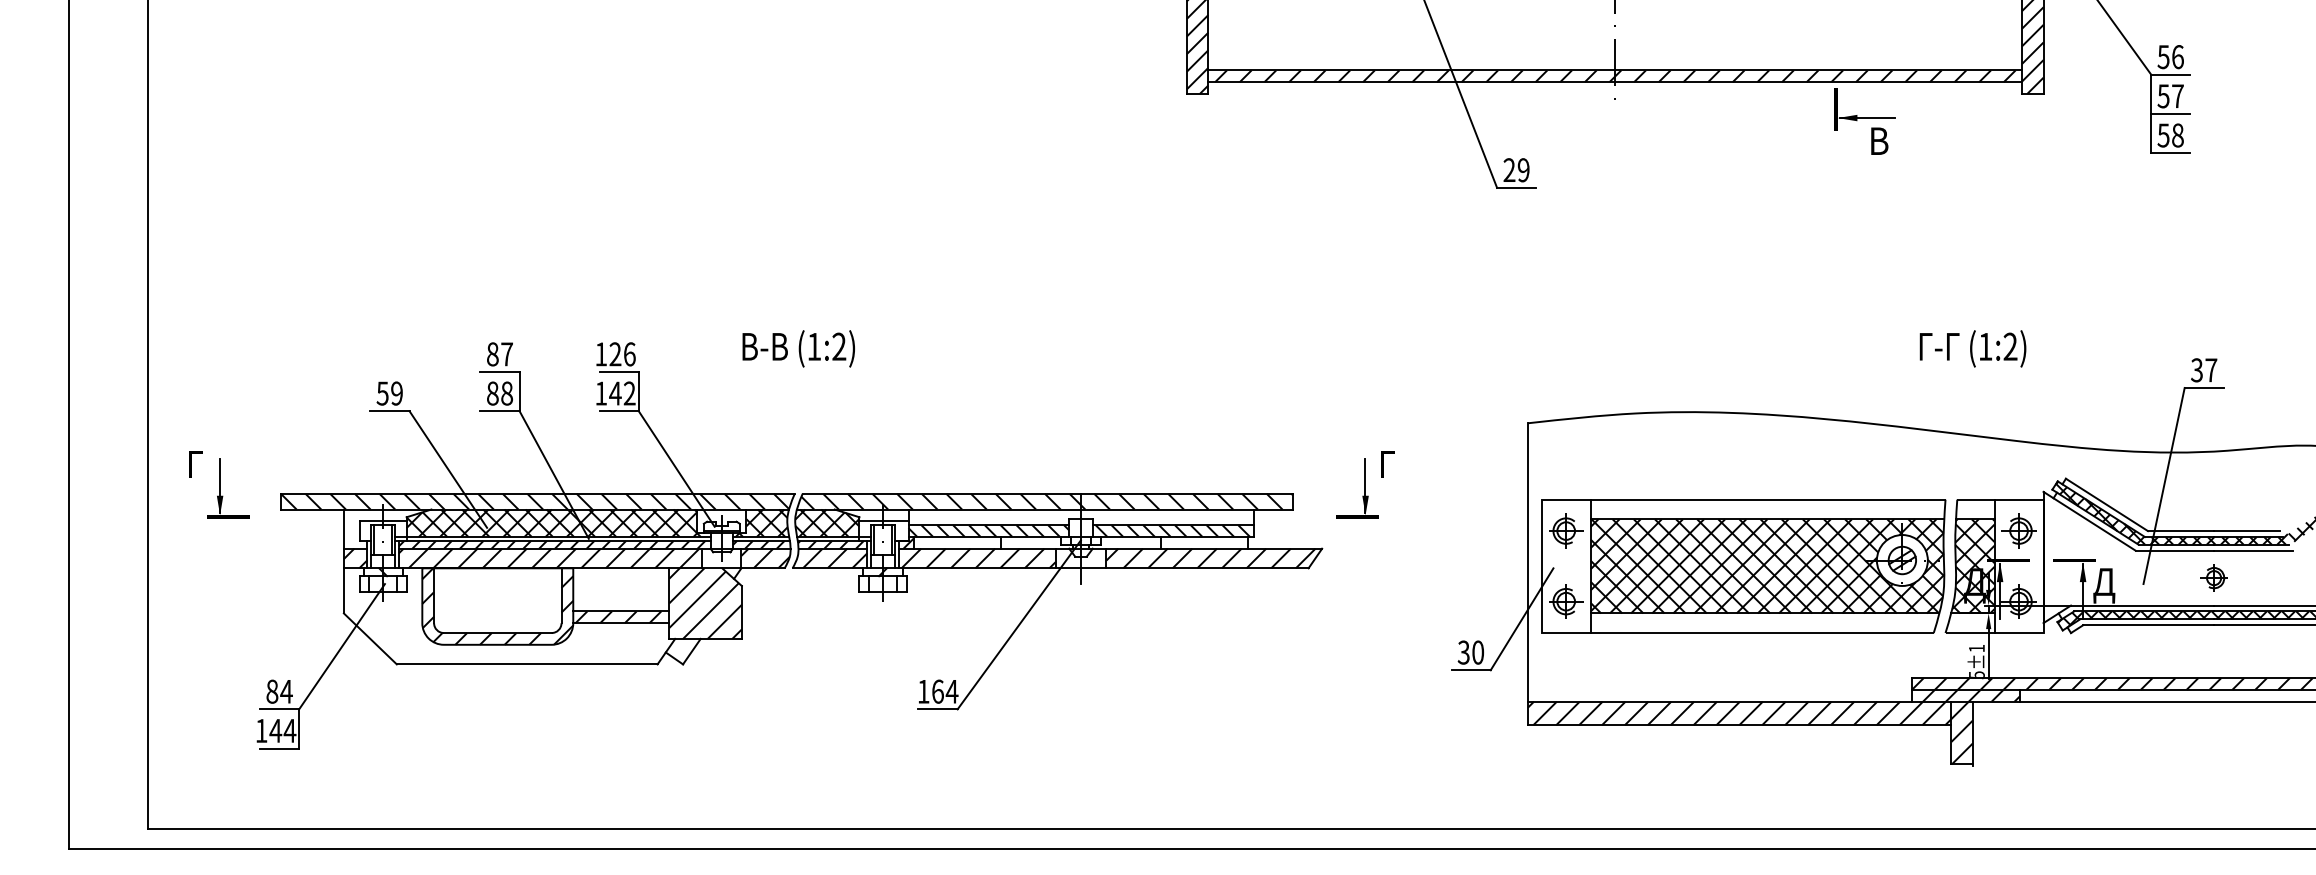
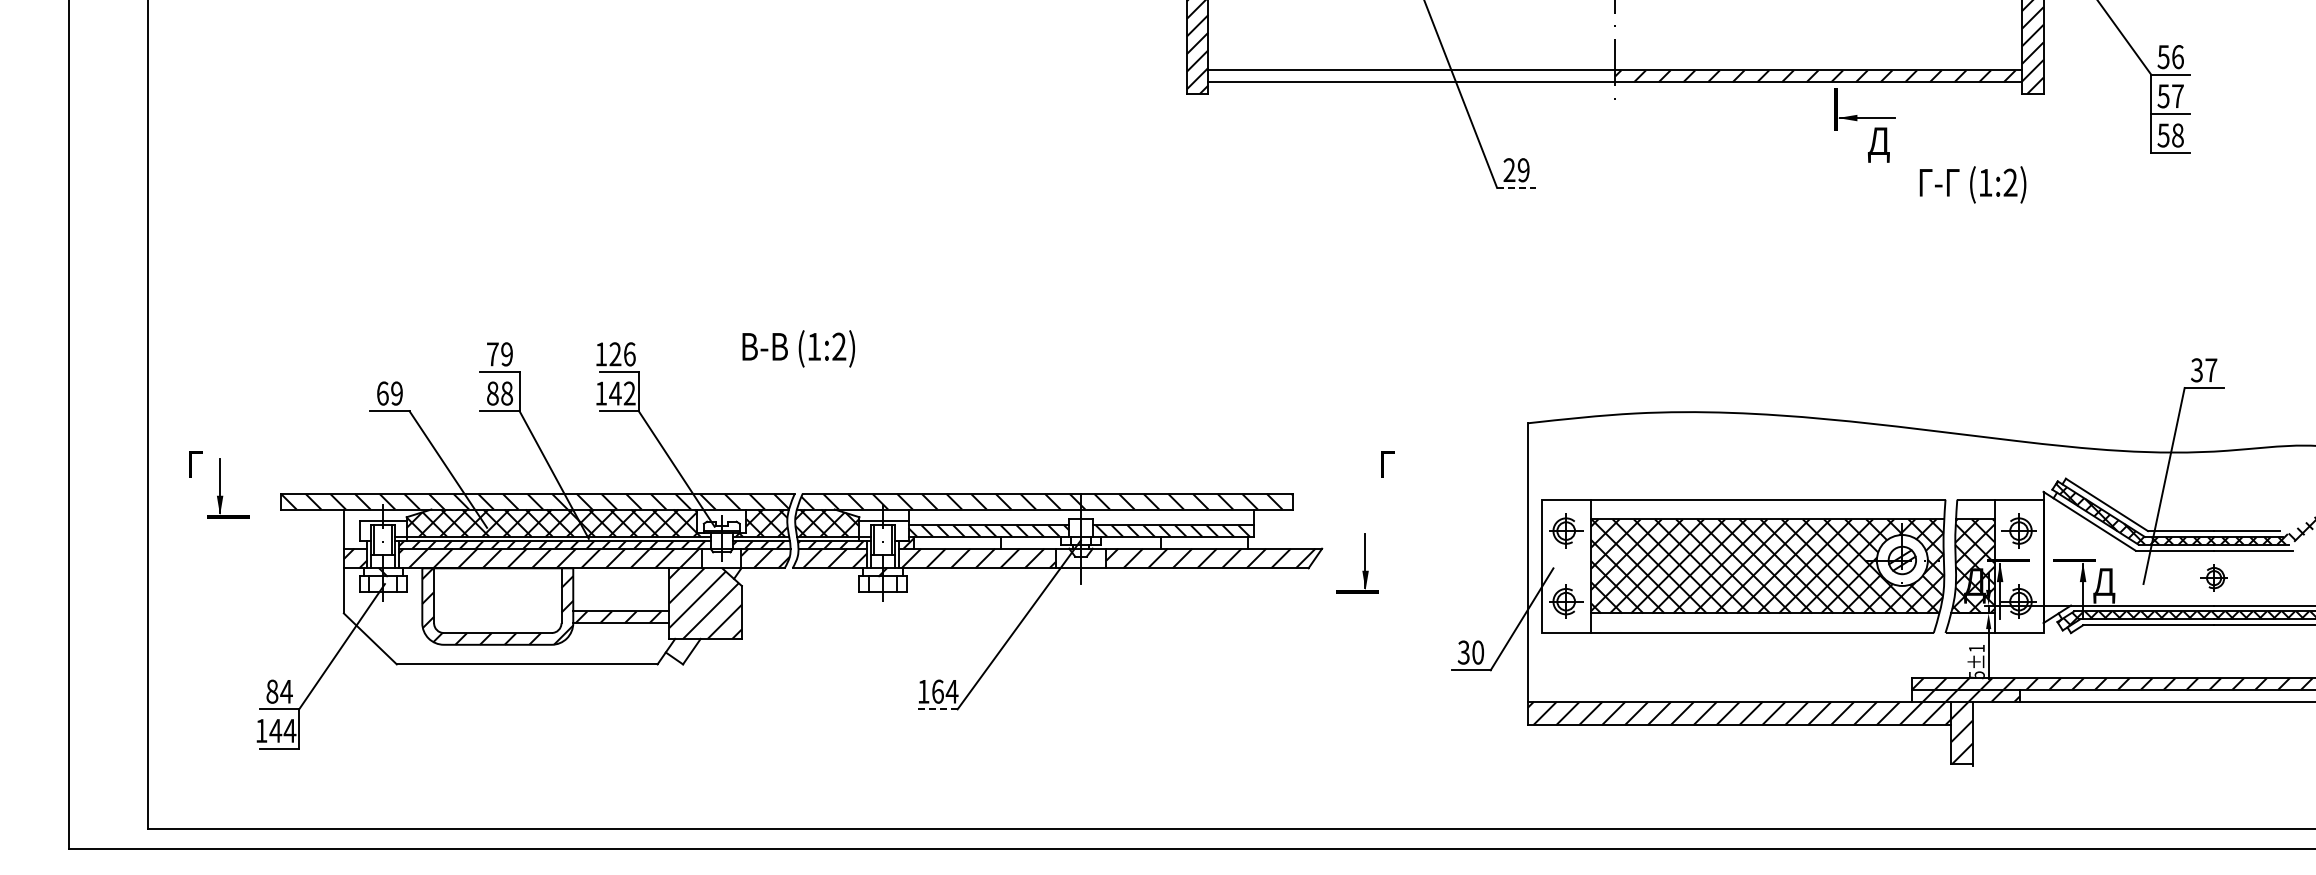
hatch: present -> none (1415, 76)
text: В -> Д (1878, 144)
line: solid -> dashed (1516, 187)
text position: (1972, 348) -> (1972, 184) (1972, 184)
text: 87 -> 79 (499, 354)
text: 59 -> 69 (382, 393)
part position: (1364, 488) -> (1364, 563) (1364, 563)
line: solid -> dashed (938, 709)
